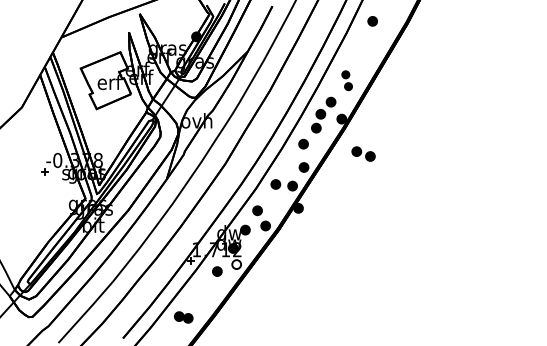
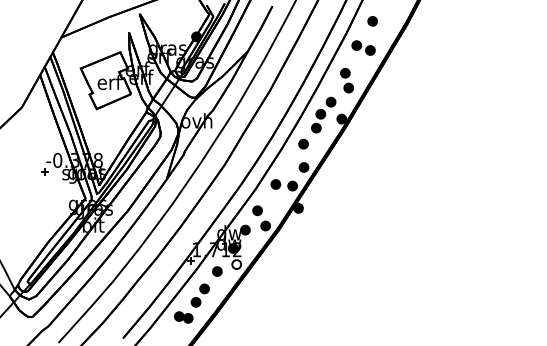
part size: 12x22 px -> 15x26 px (347, 80)
part position: (363, 153) -> (363, 47) (363, 47)
part: none -> present (199, 295)
